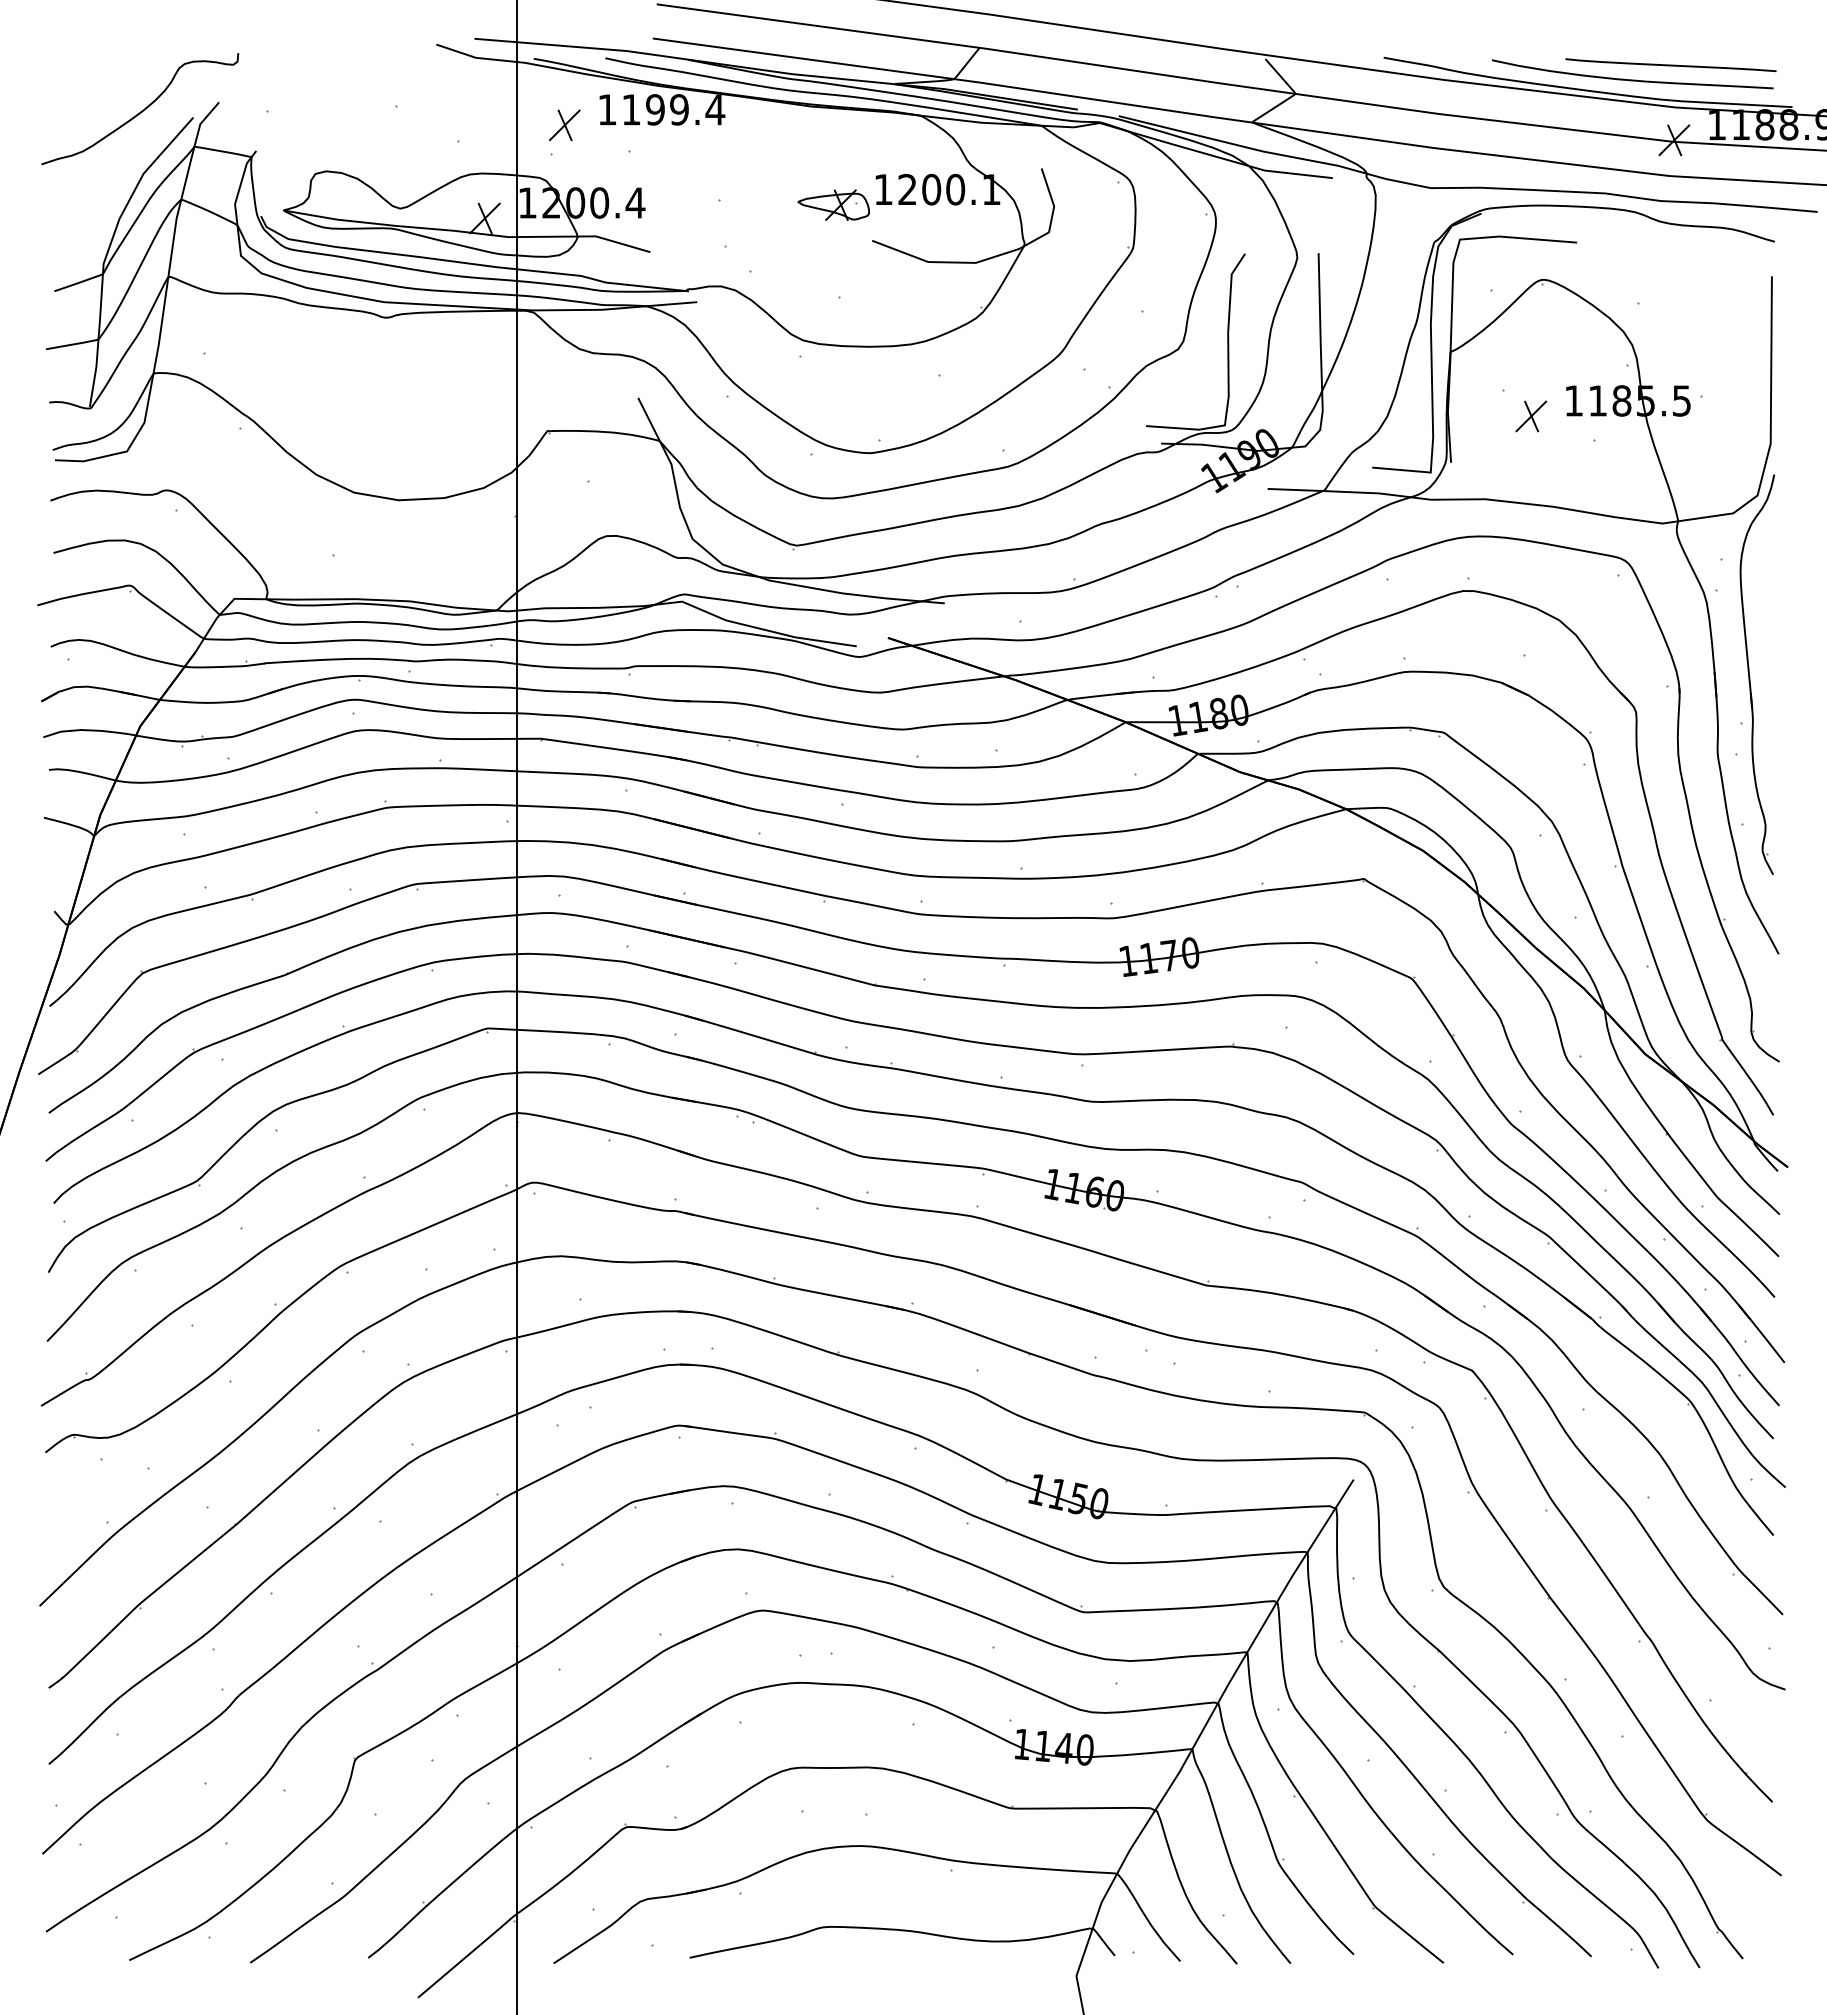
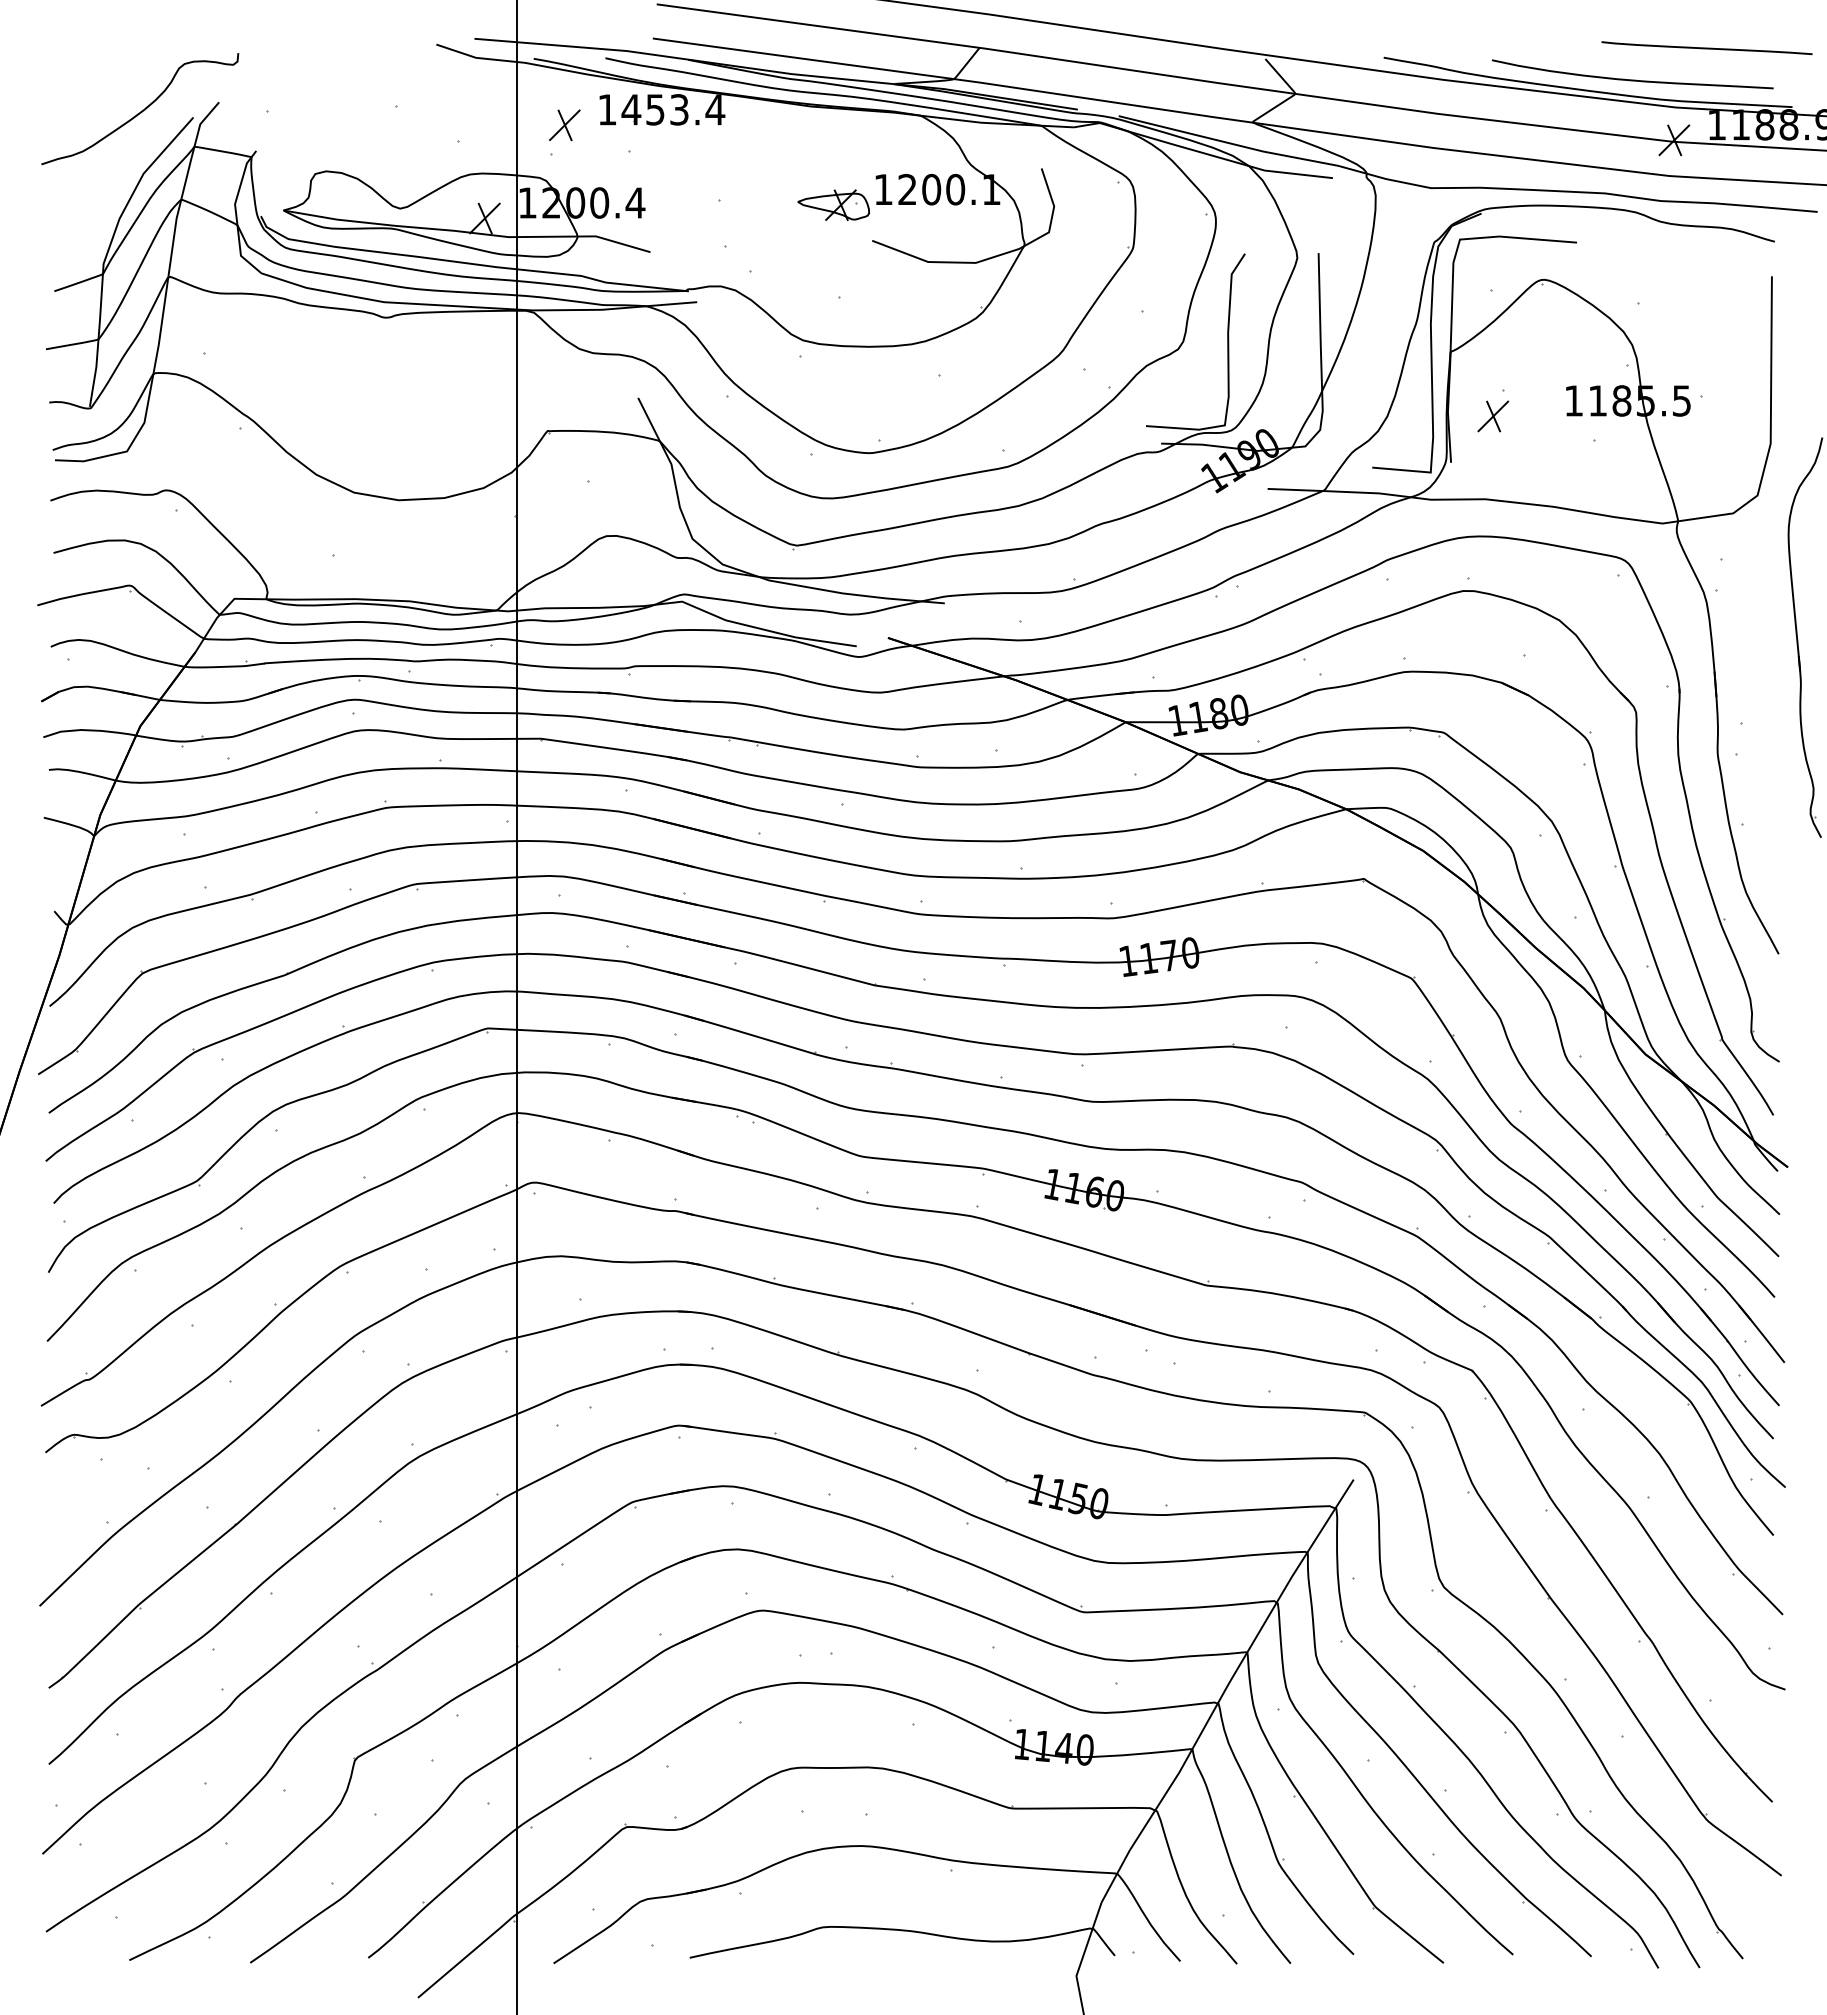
line position: (1670, 65) -> (1706, 48) (1706, 48)
text: 1199.4 -> 1453.4 (654, 109)
part position: (1531, 416) -> (1493, 416) (1493, 416)
part position: (1750, 676) -> (1798, 639) (1798, 639)
